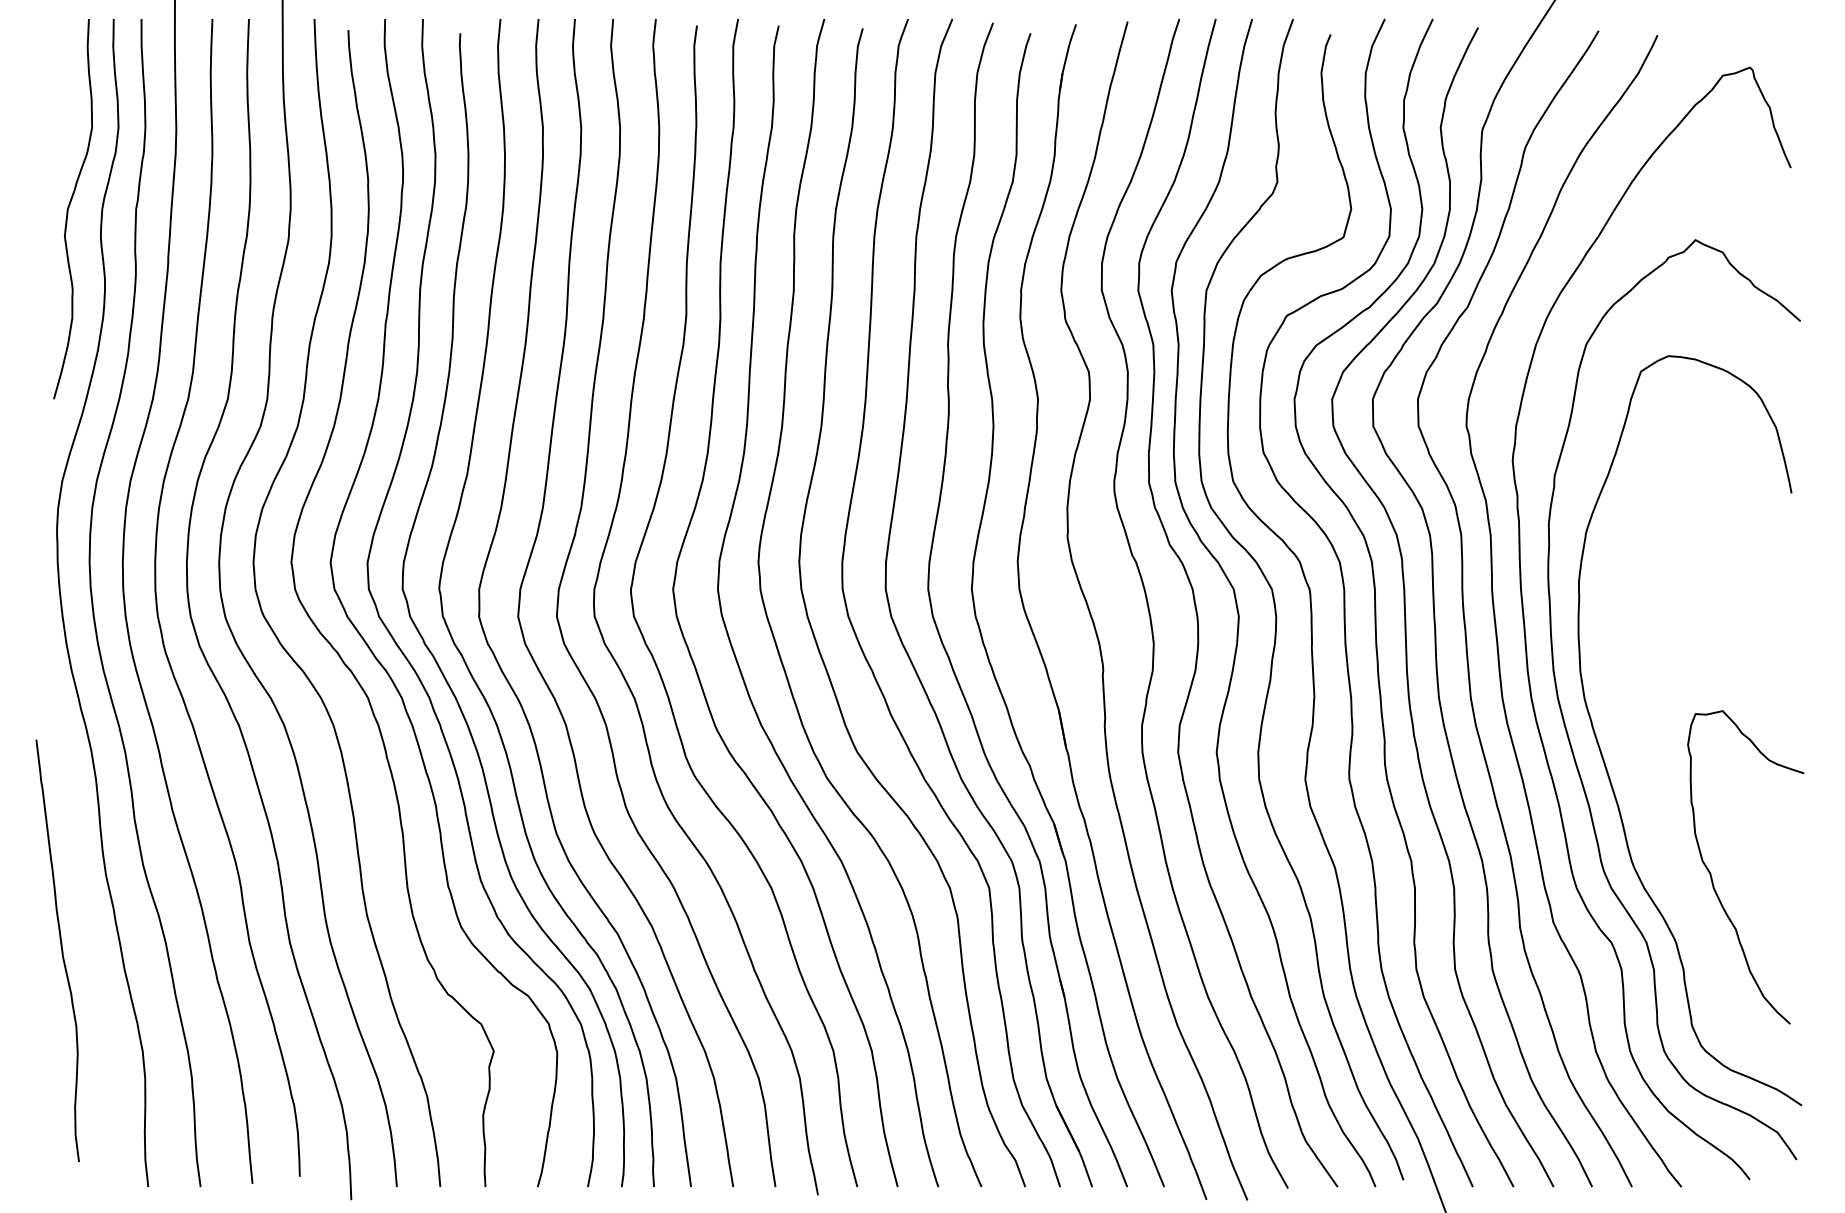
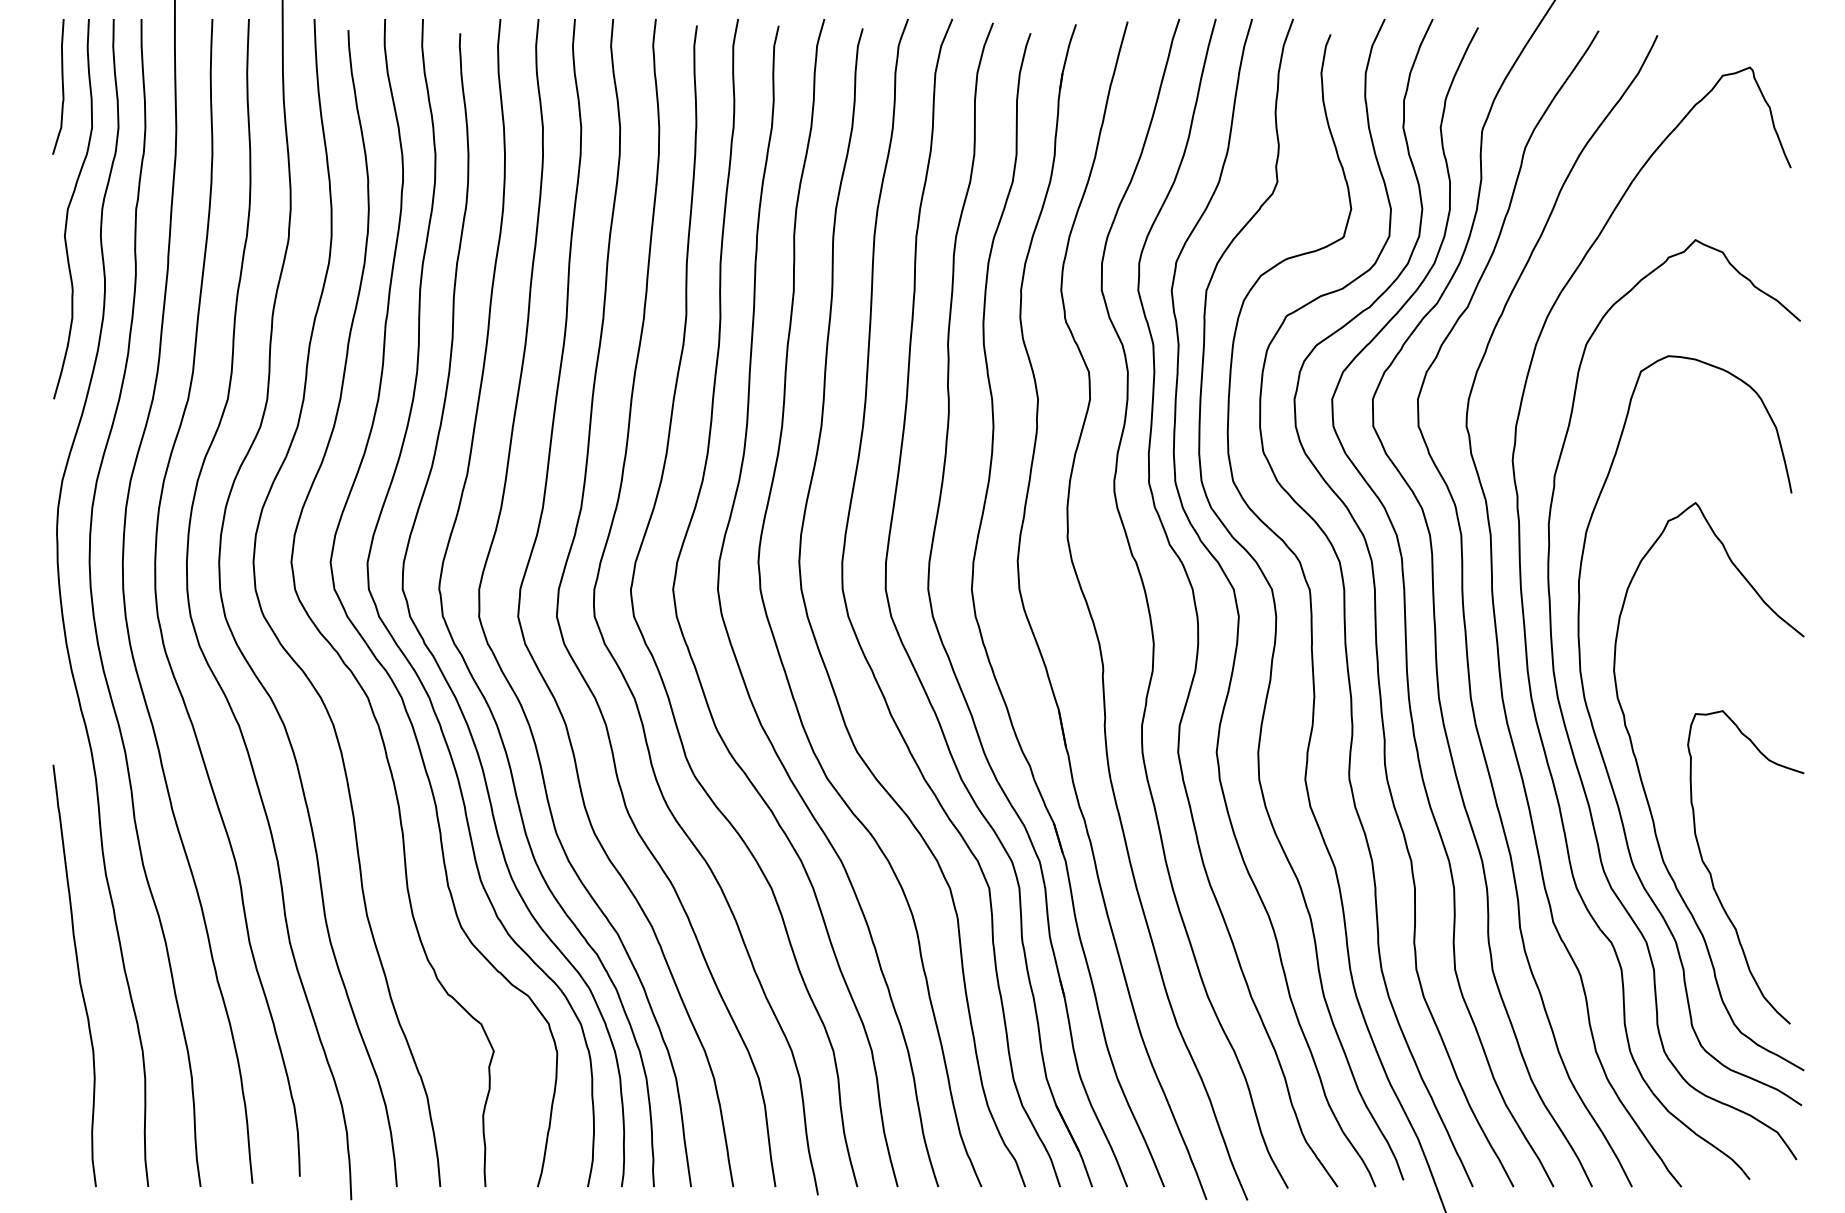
curve: none -> present (62, 86)
curve: none -> present (1650, 806)
curve position: (61, 950) -> (78, 975) (78, 975)
